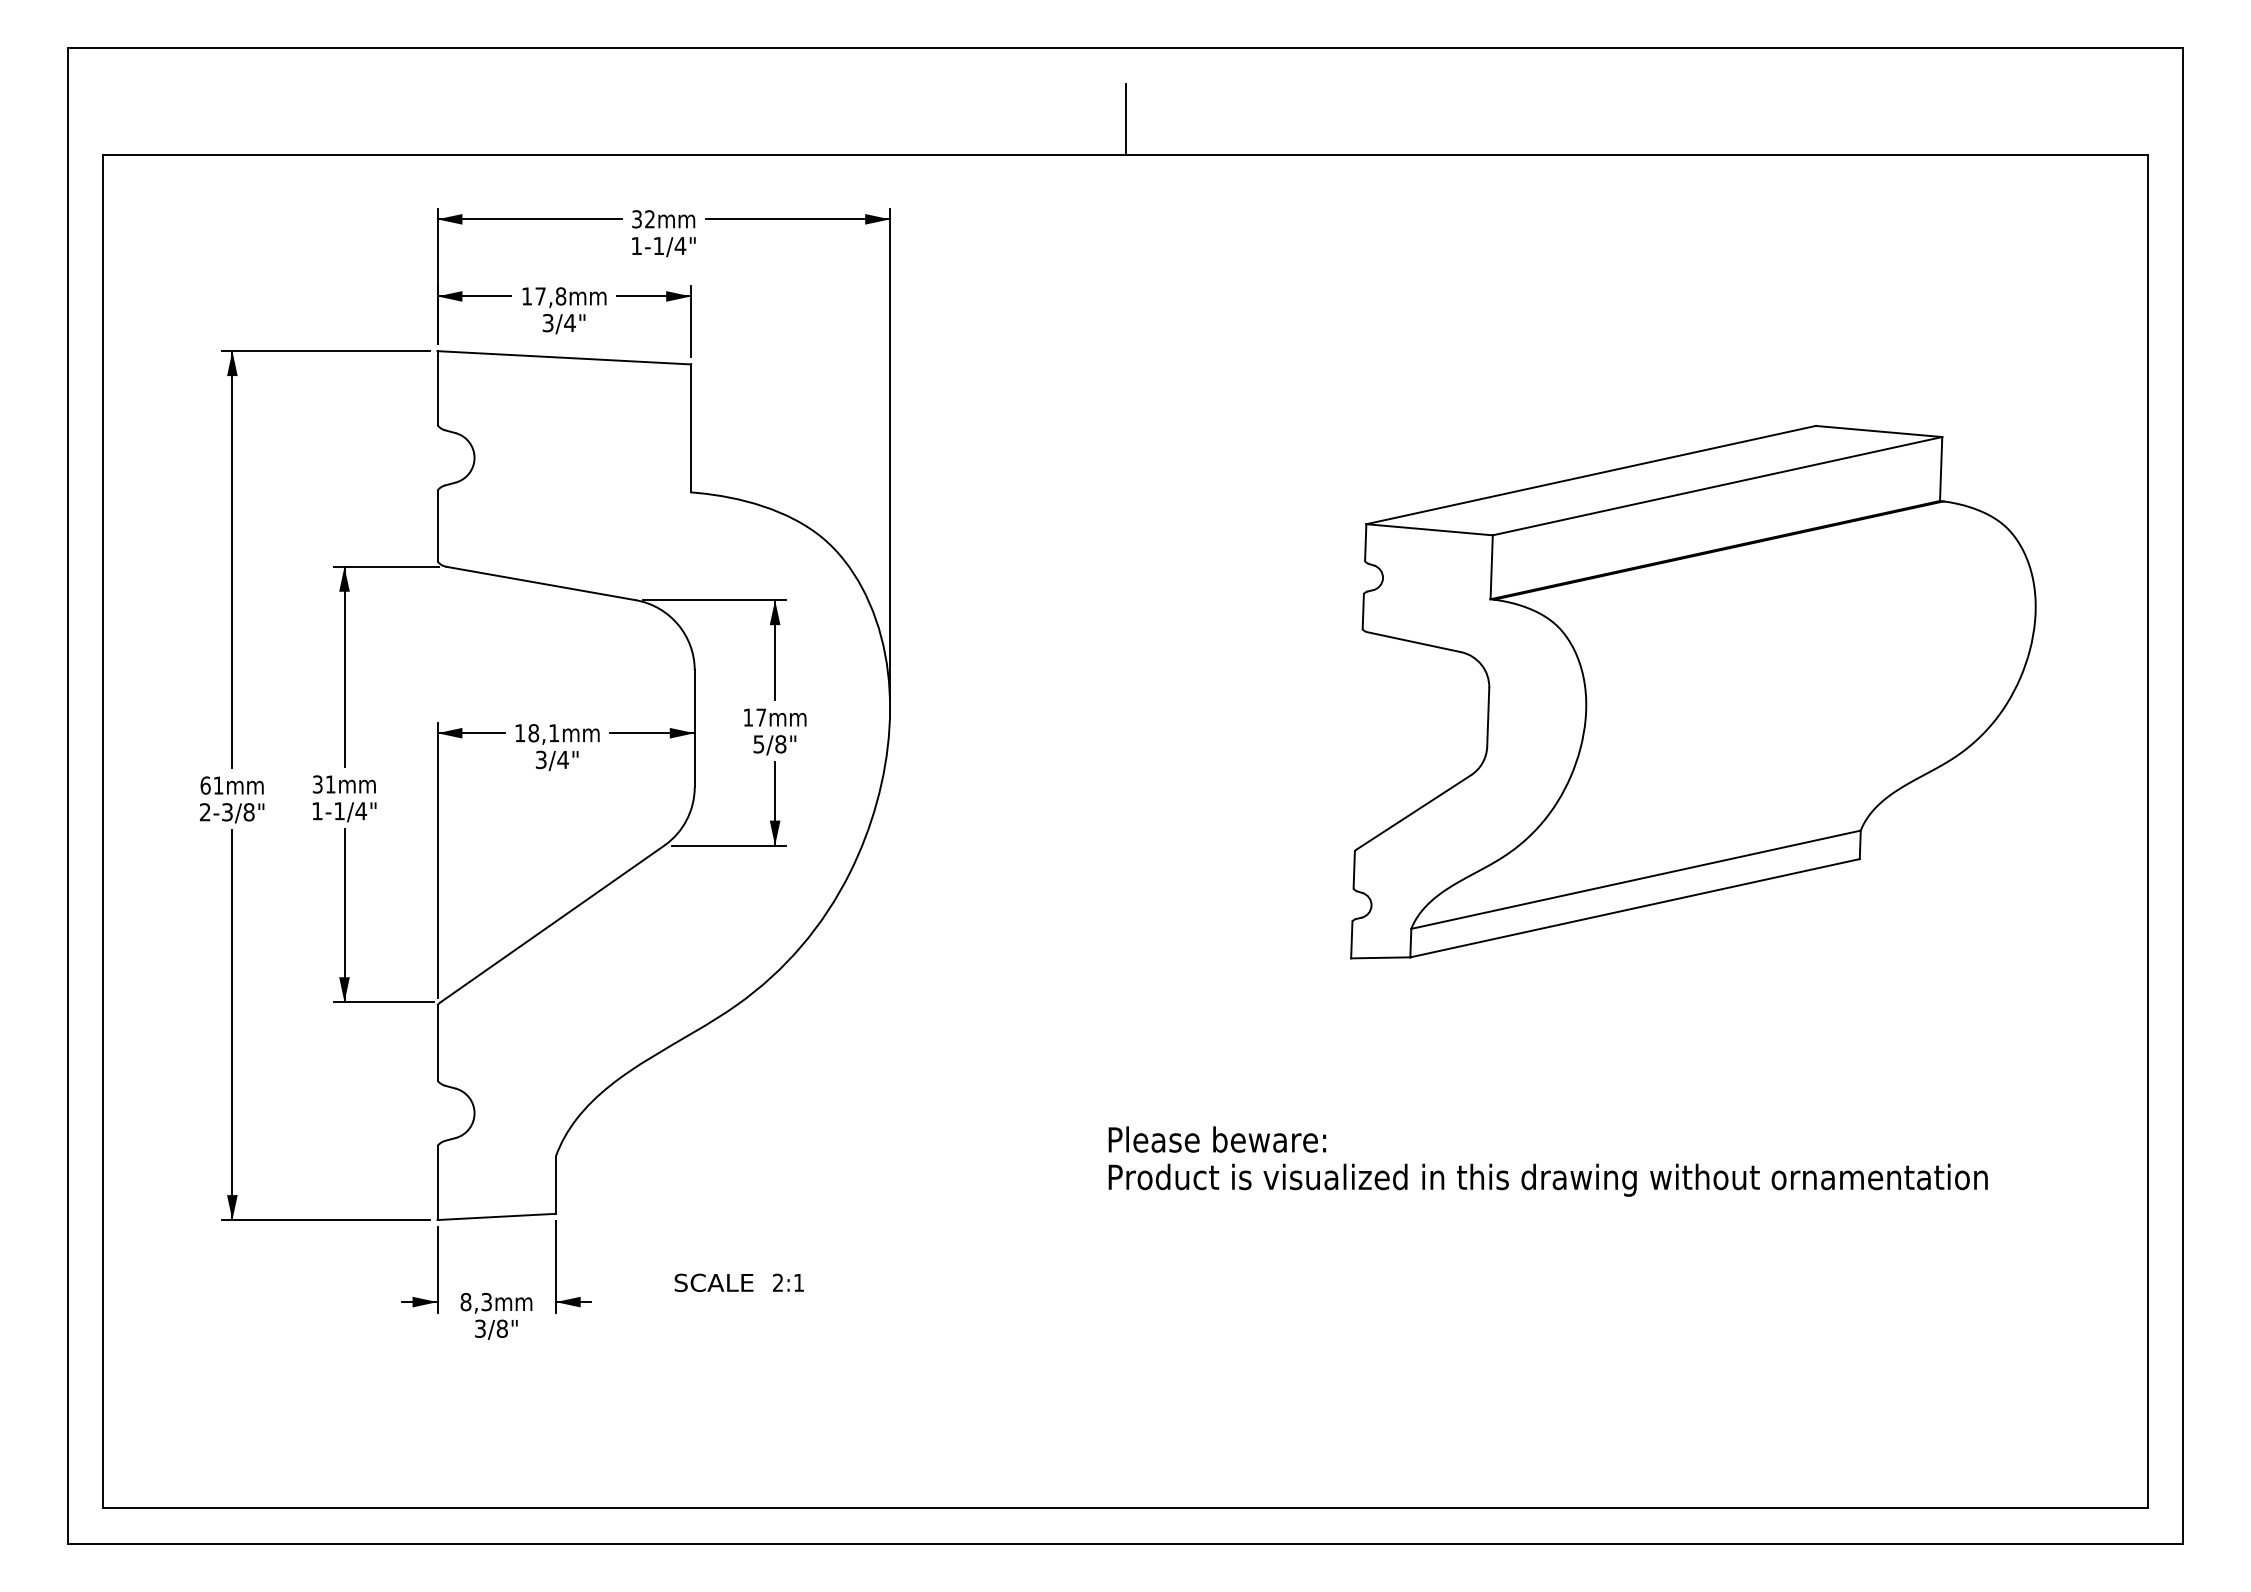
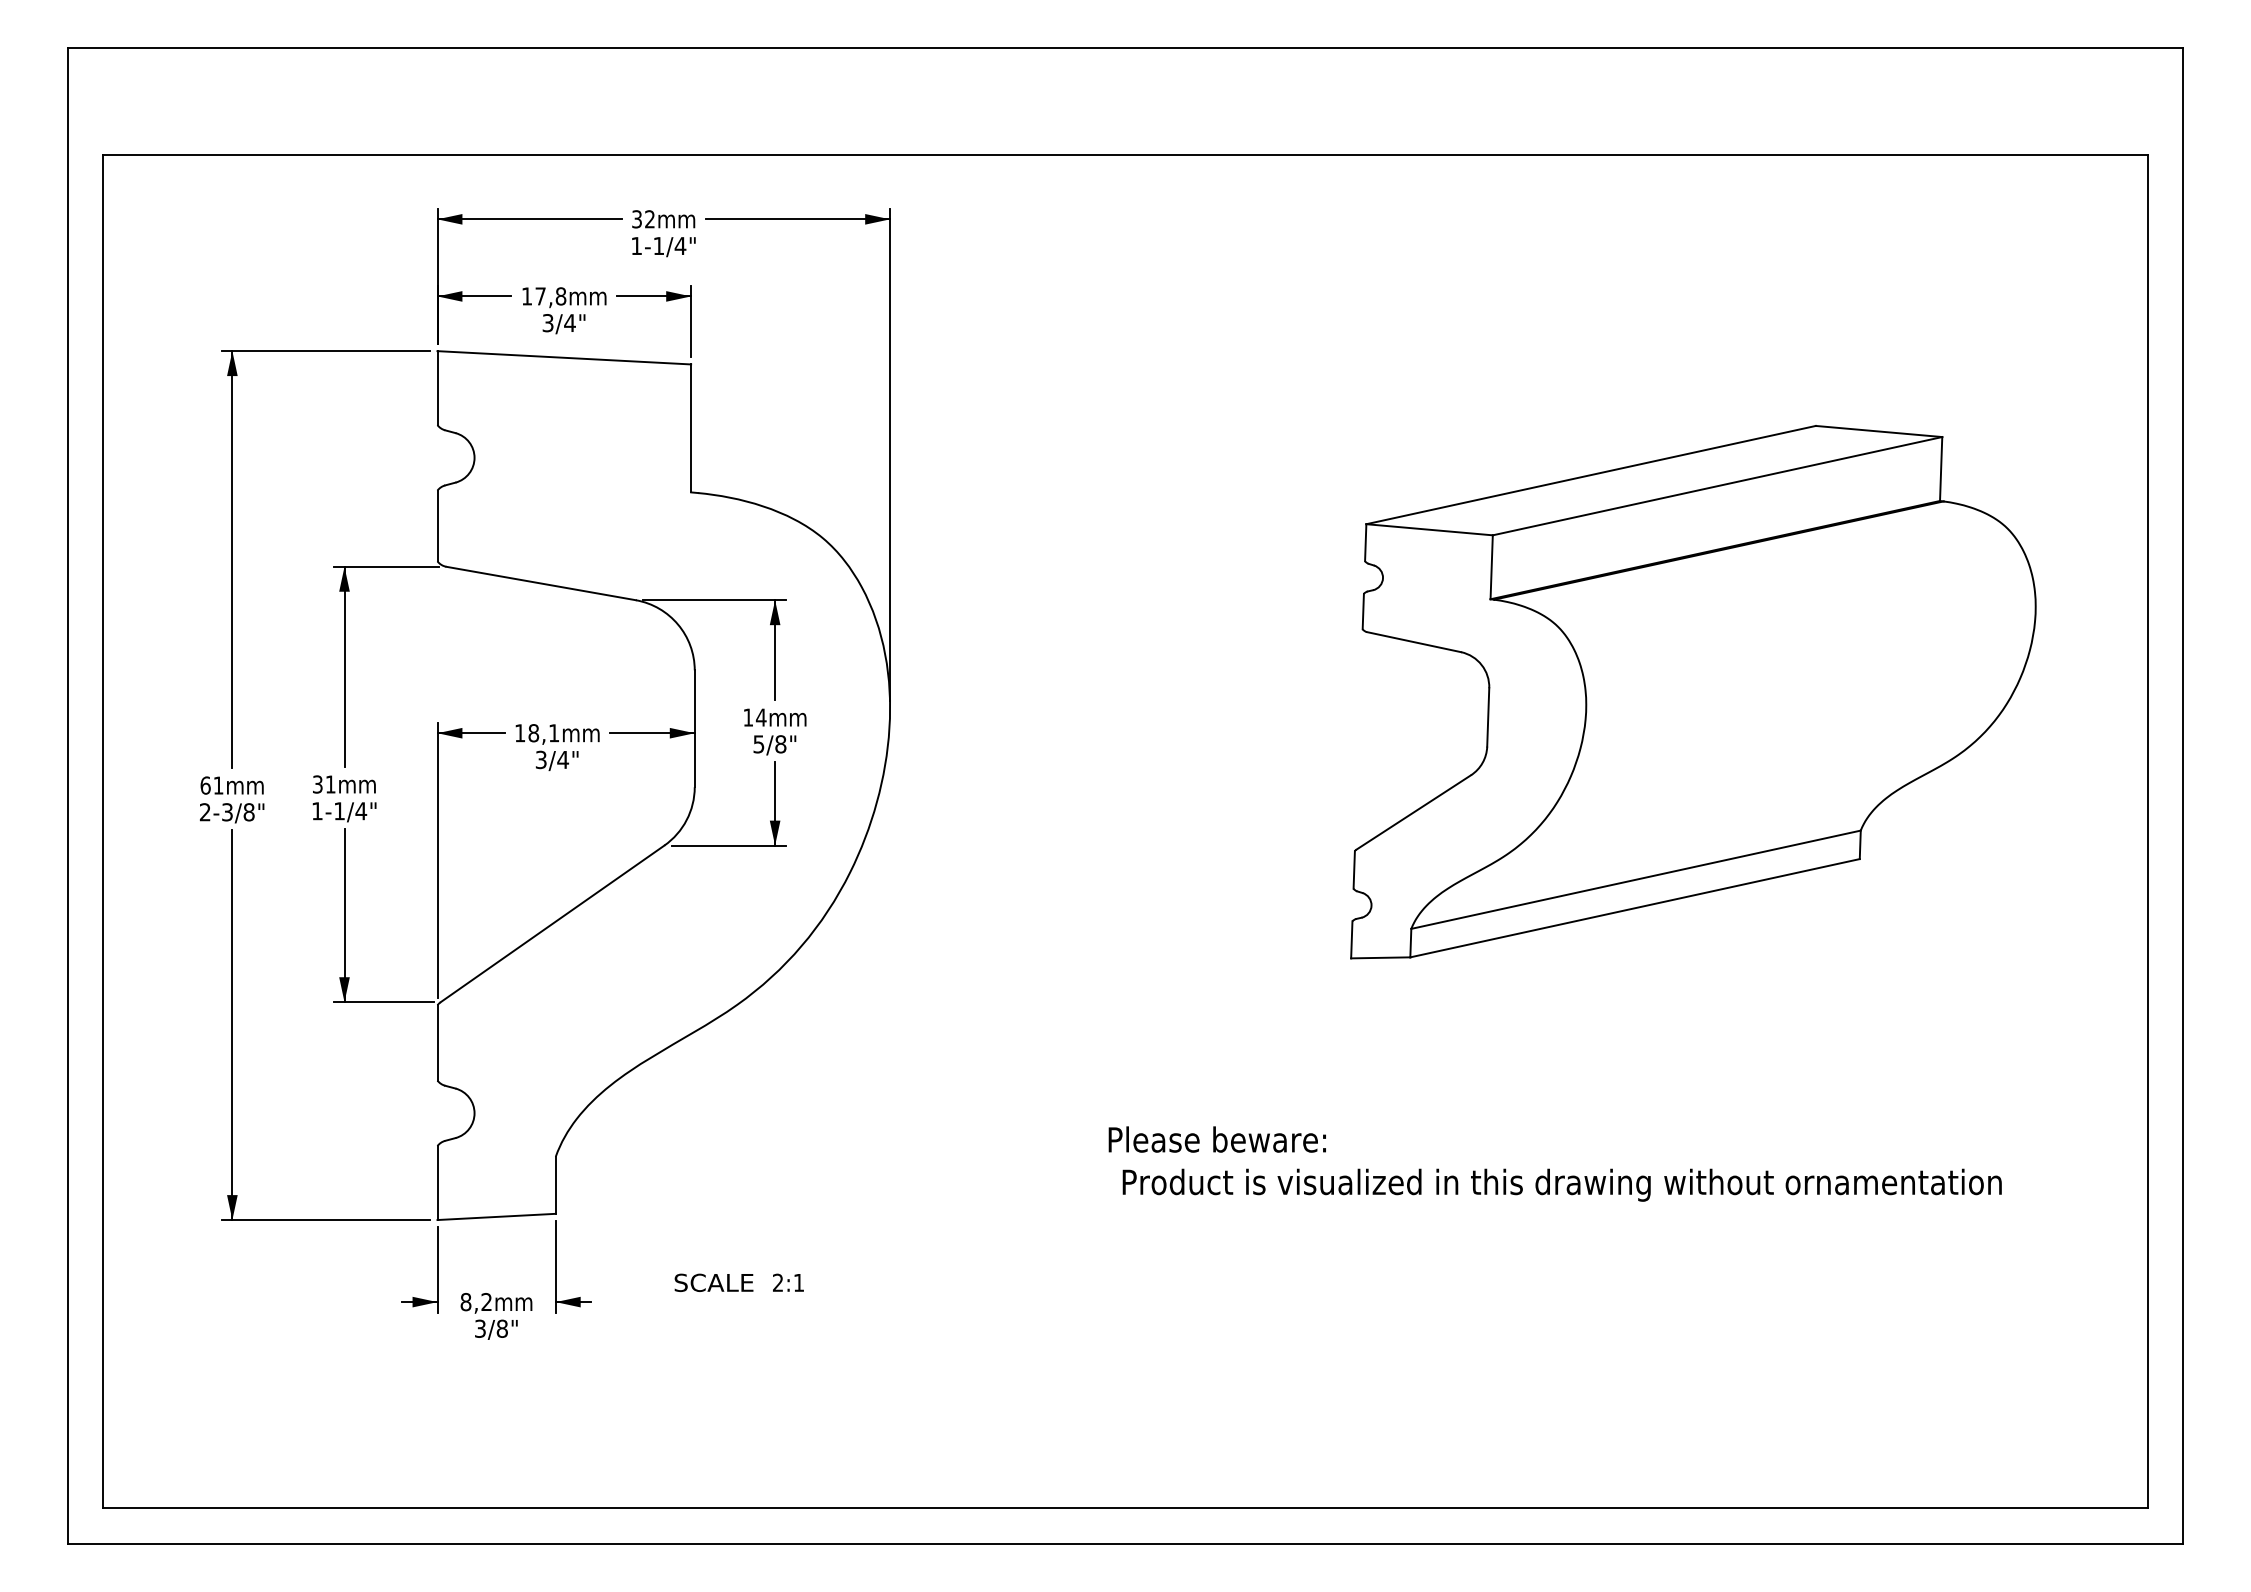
line: present -> none (1125, 118)
text: 17 -> 14 (760, 717)
text position: (1547, 1179) -> (1561, 1184) (1561, 1184)
text: 8,3 -> 8,2 (486, 1302)
